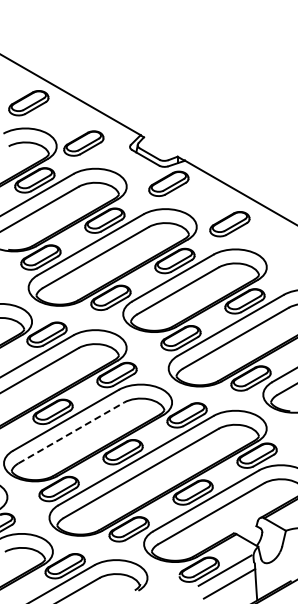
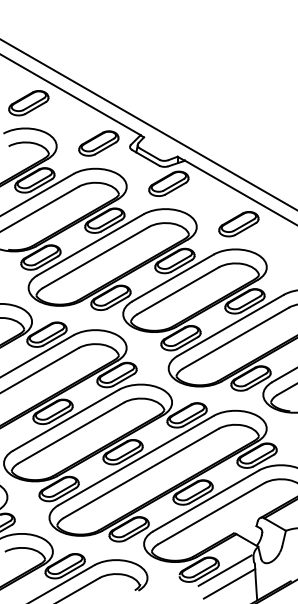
line: none -> present (148, 124)
part position: (83, 143) -> (98, 143) (98, 143)
part position: (229, 224) -> (238, 224) (238, 224)
line: dashed -> solid (71, 432)
